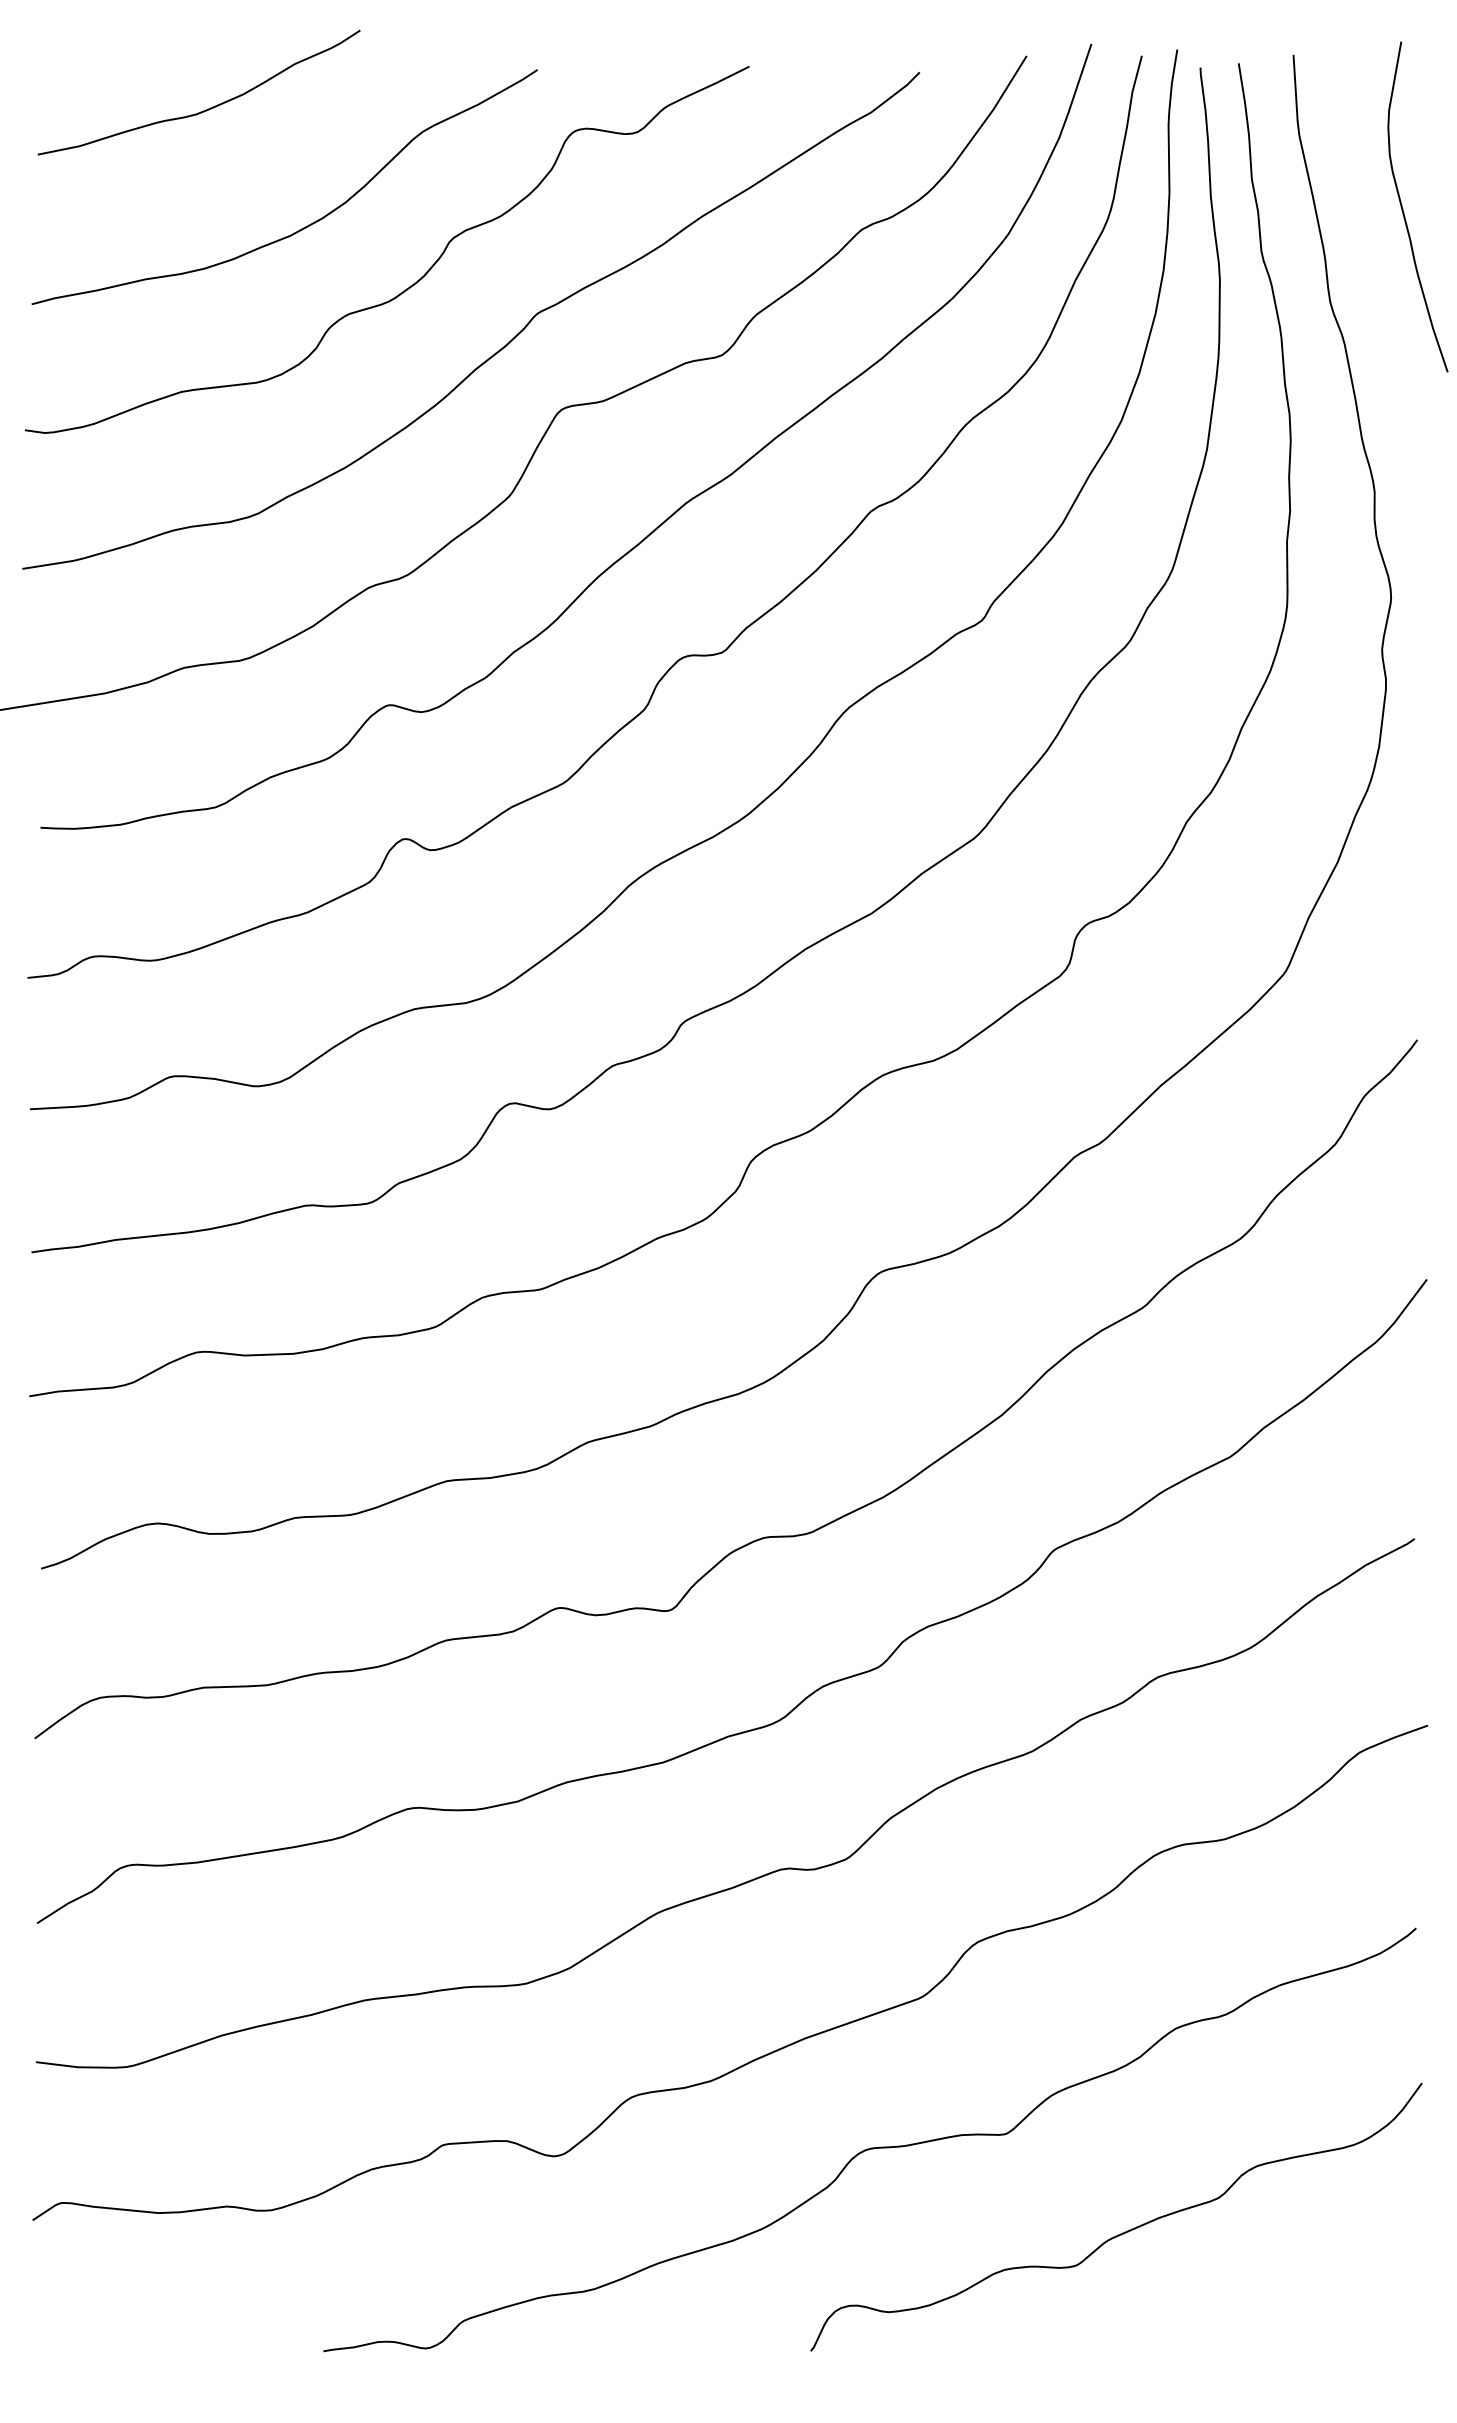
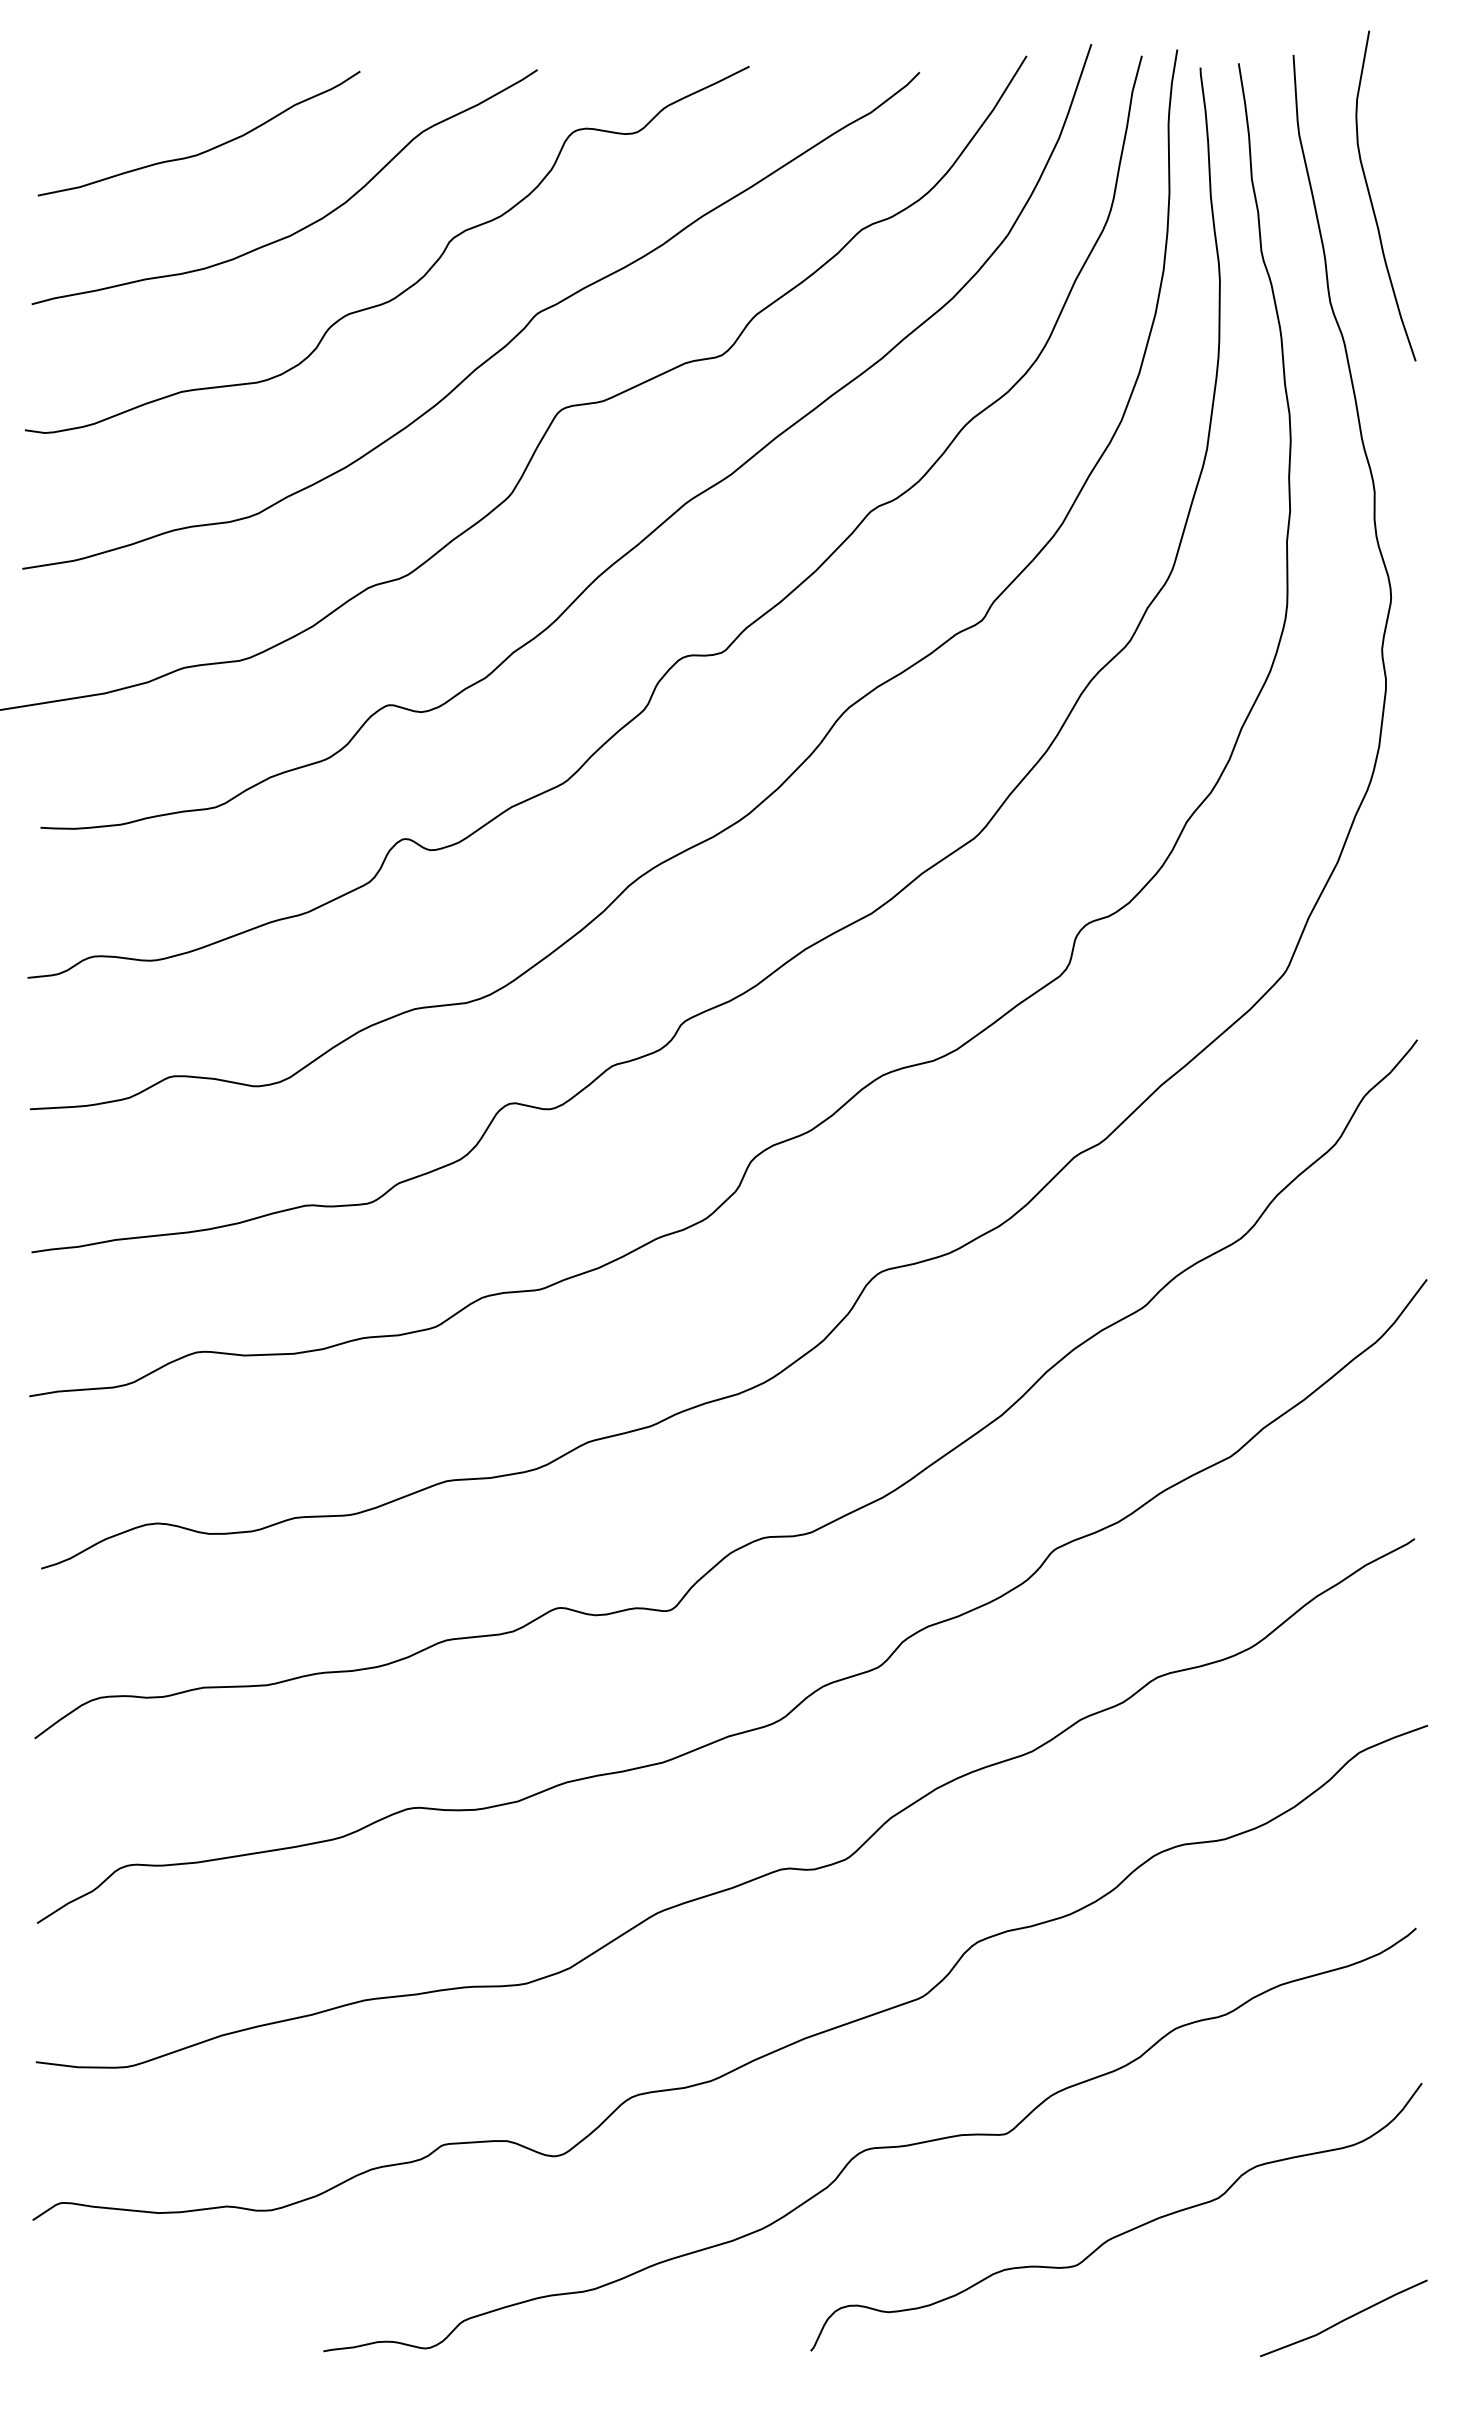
curve position: (205, 109) -> (205, 150) (205, 150)
curve position: (1403, 208) -> (1371, 197) (1371, 197)
line: none -> present (1343, 2319)
